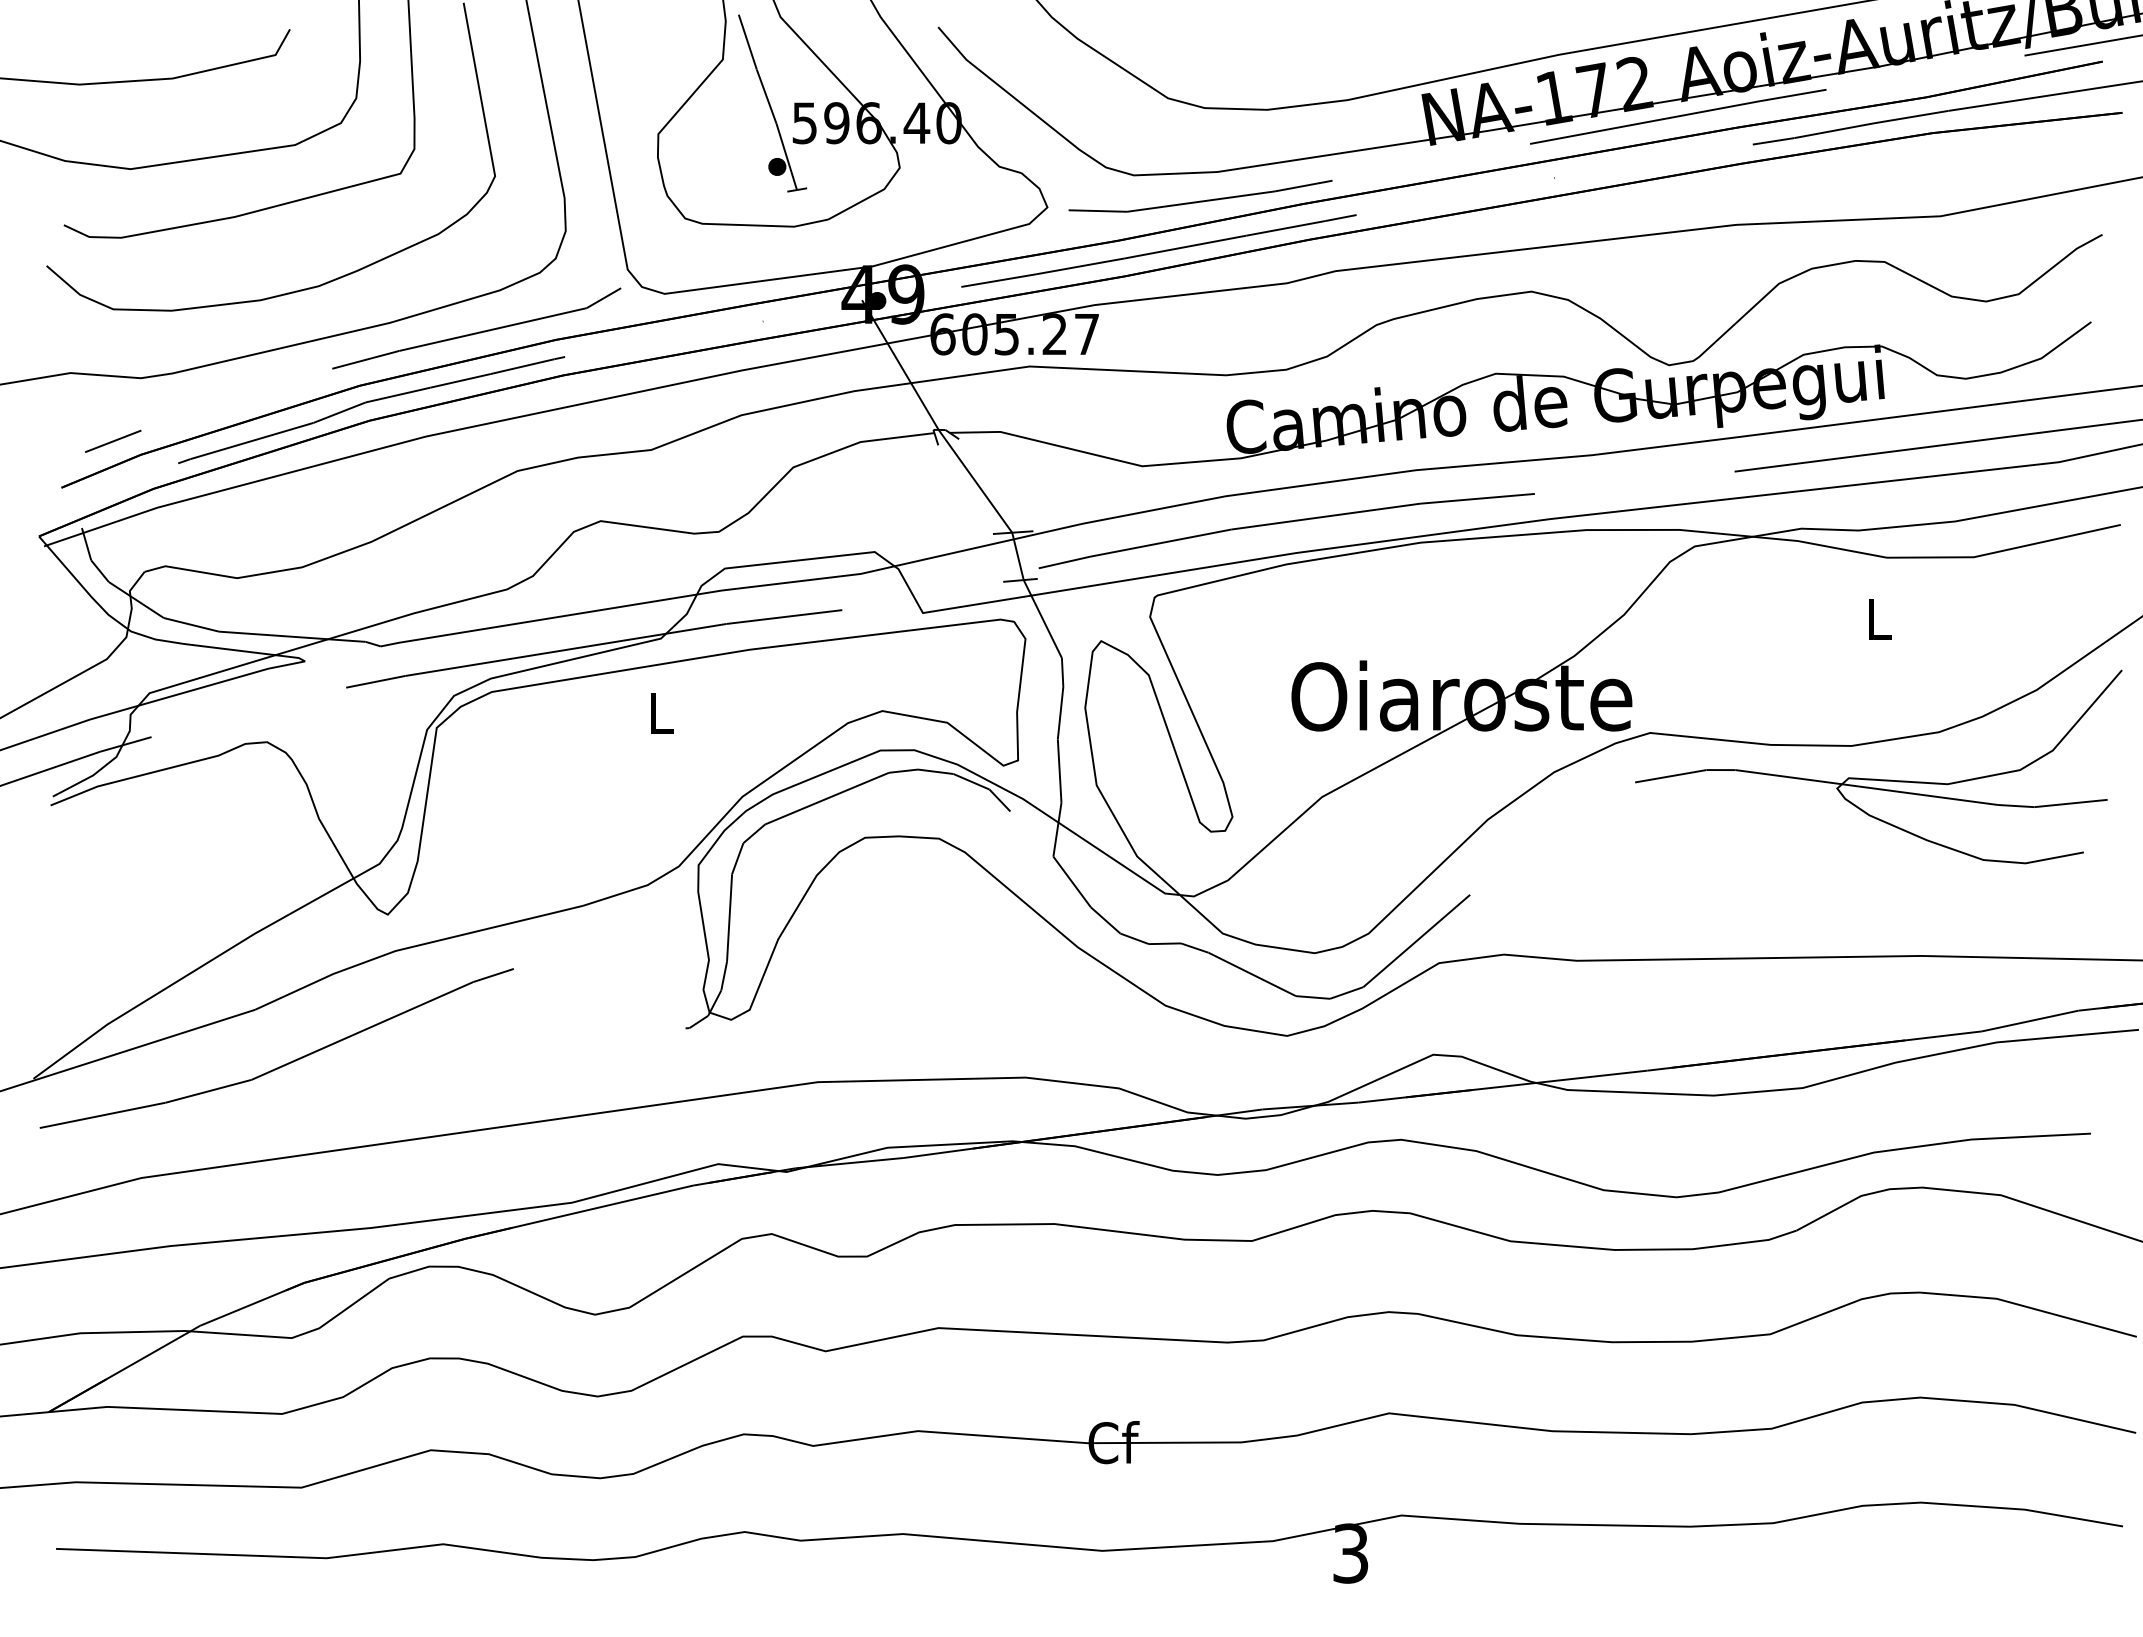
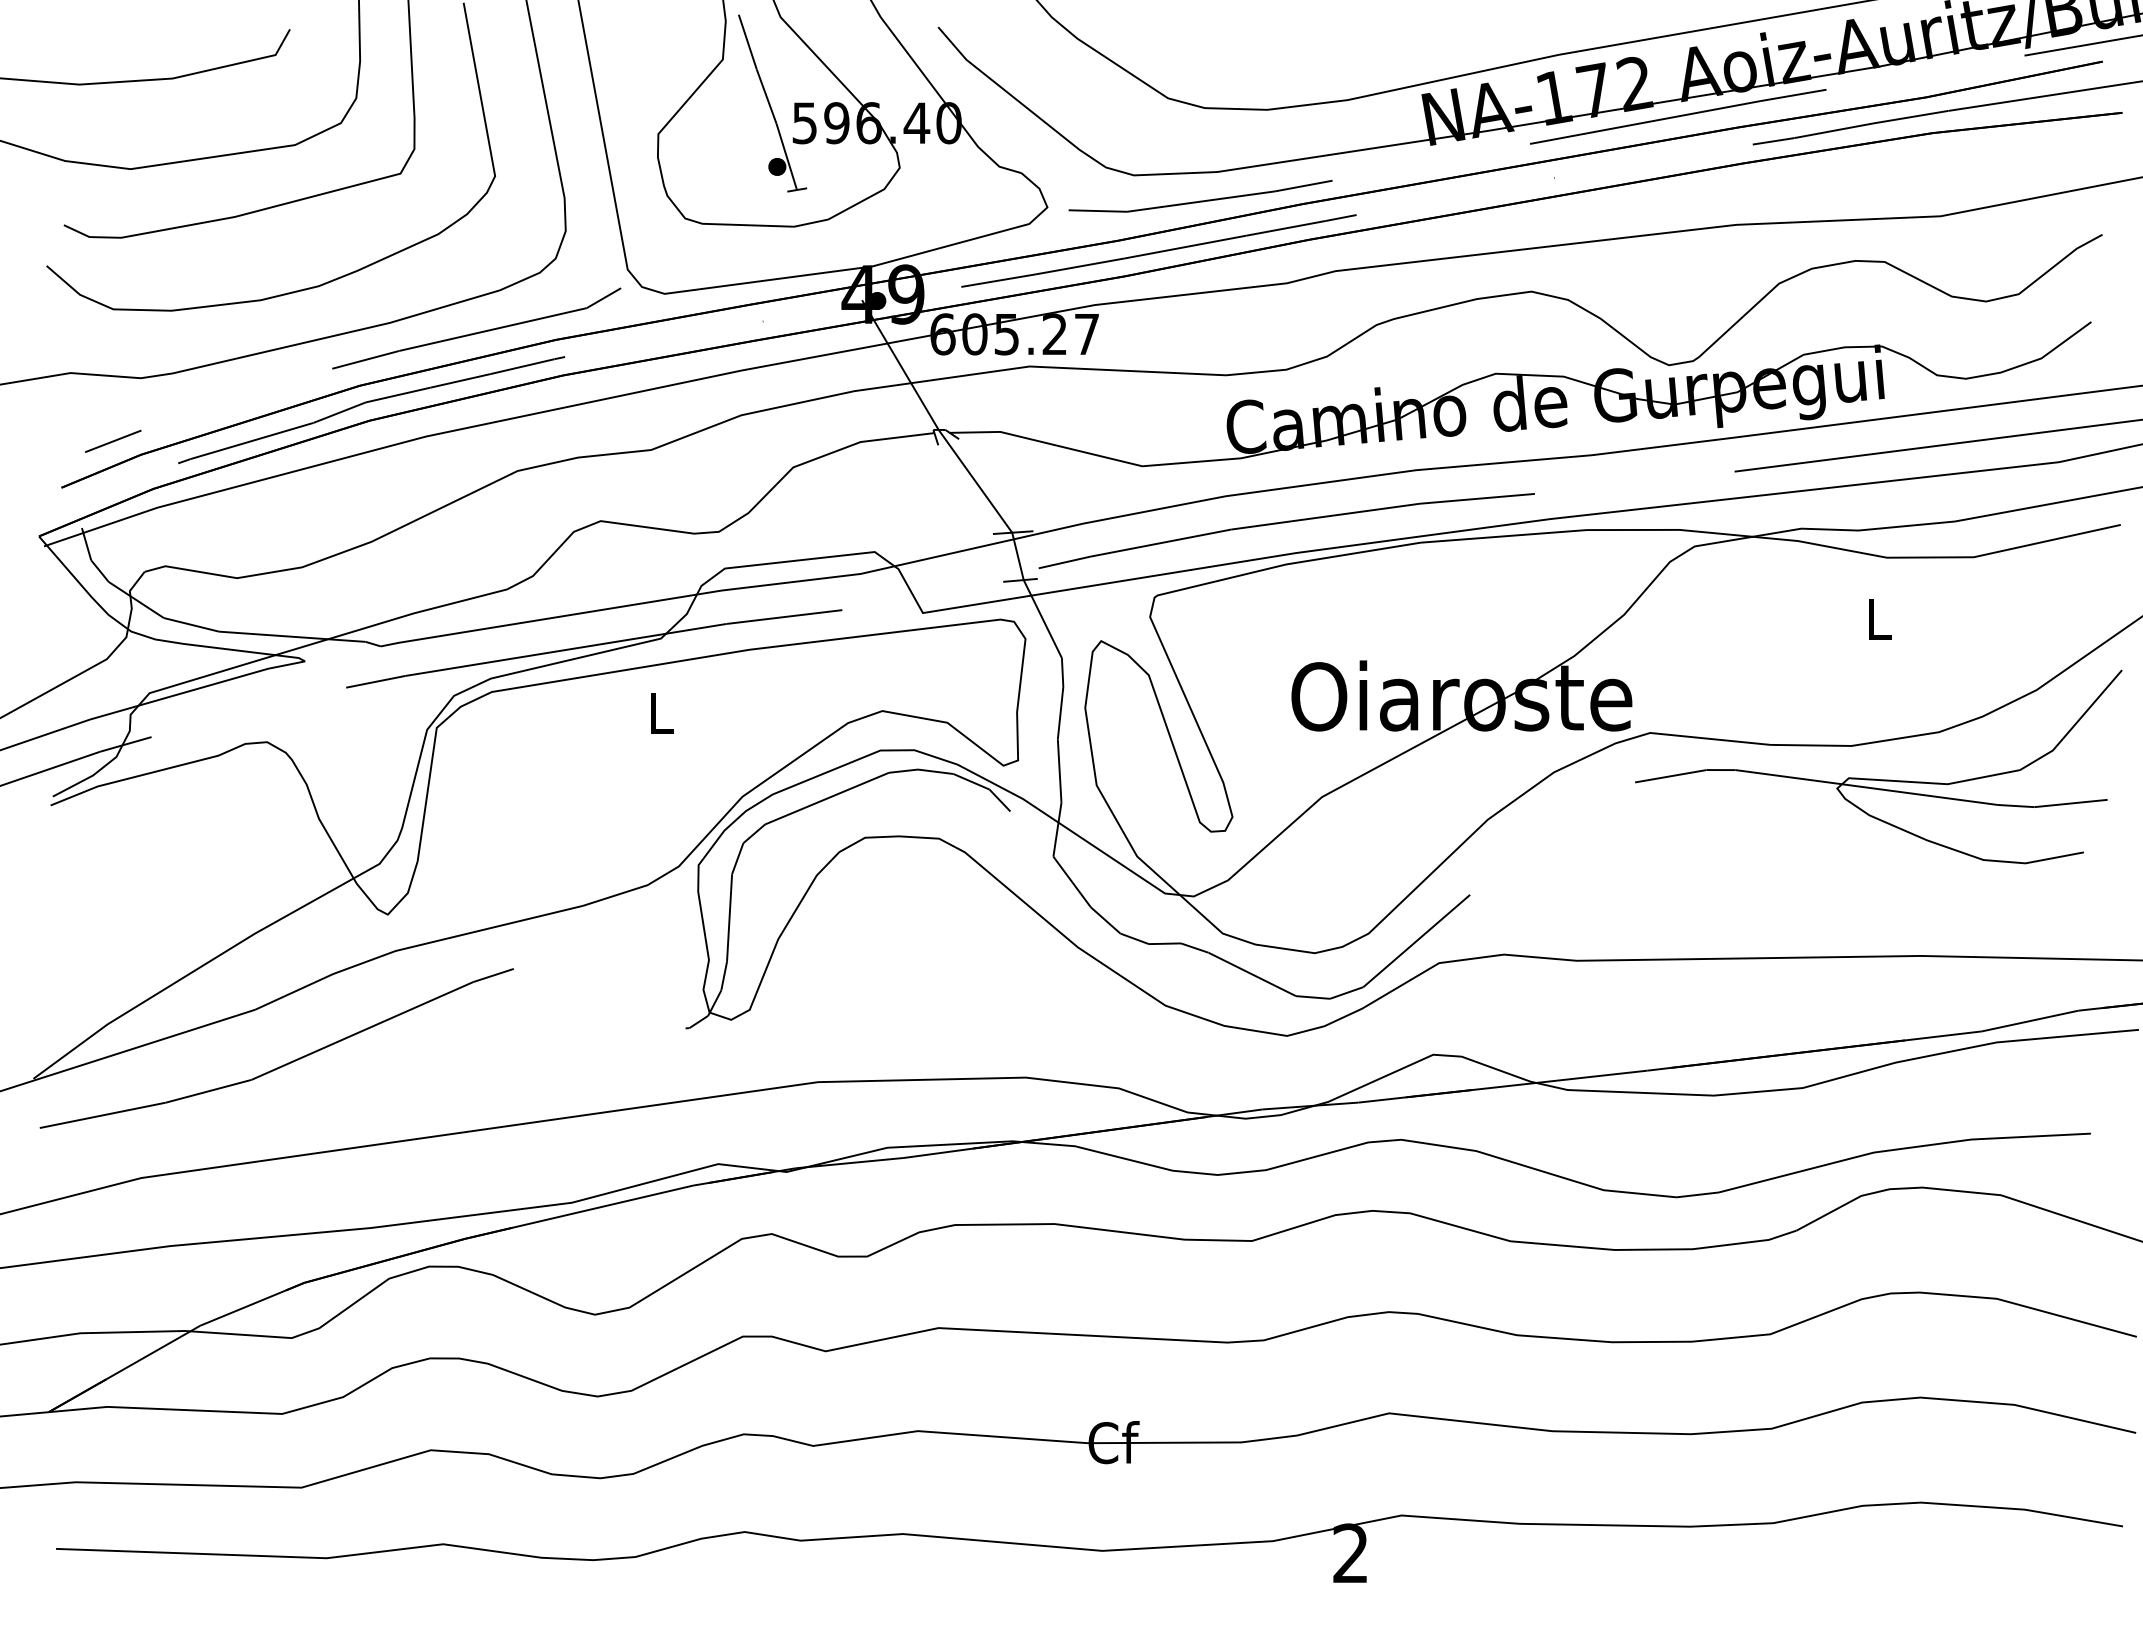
text: 3 -> 2 (1350, 1553)
